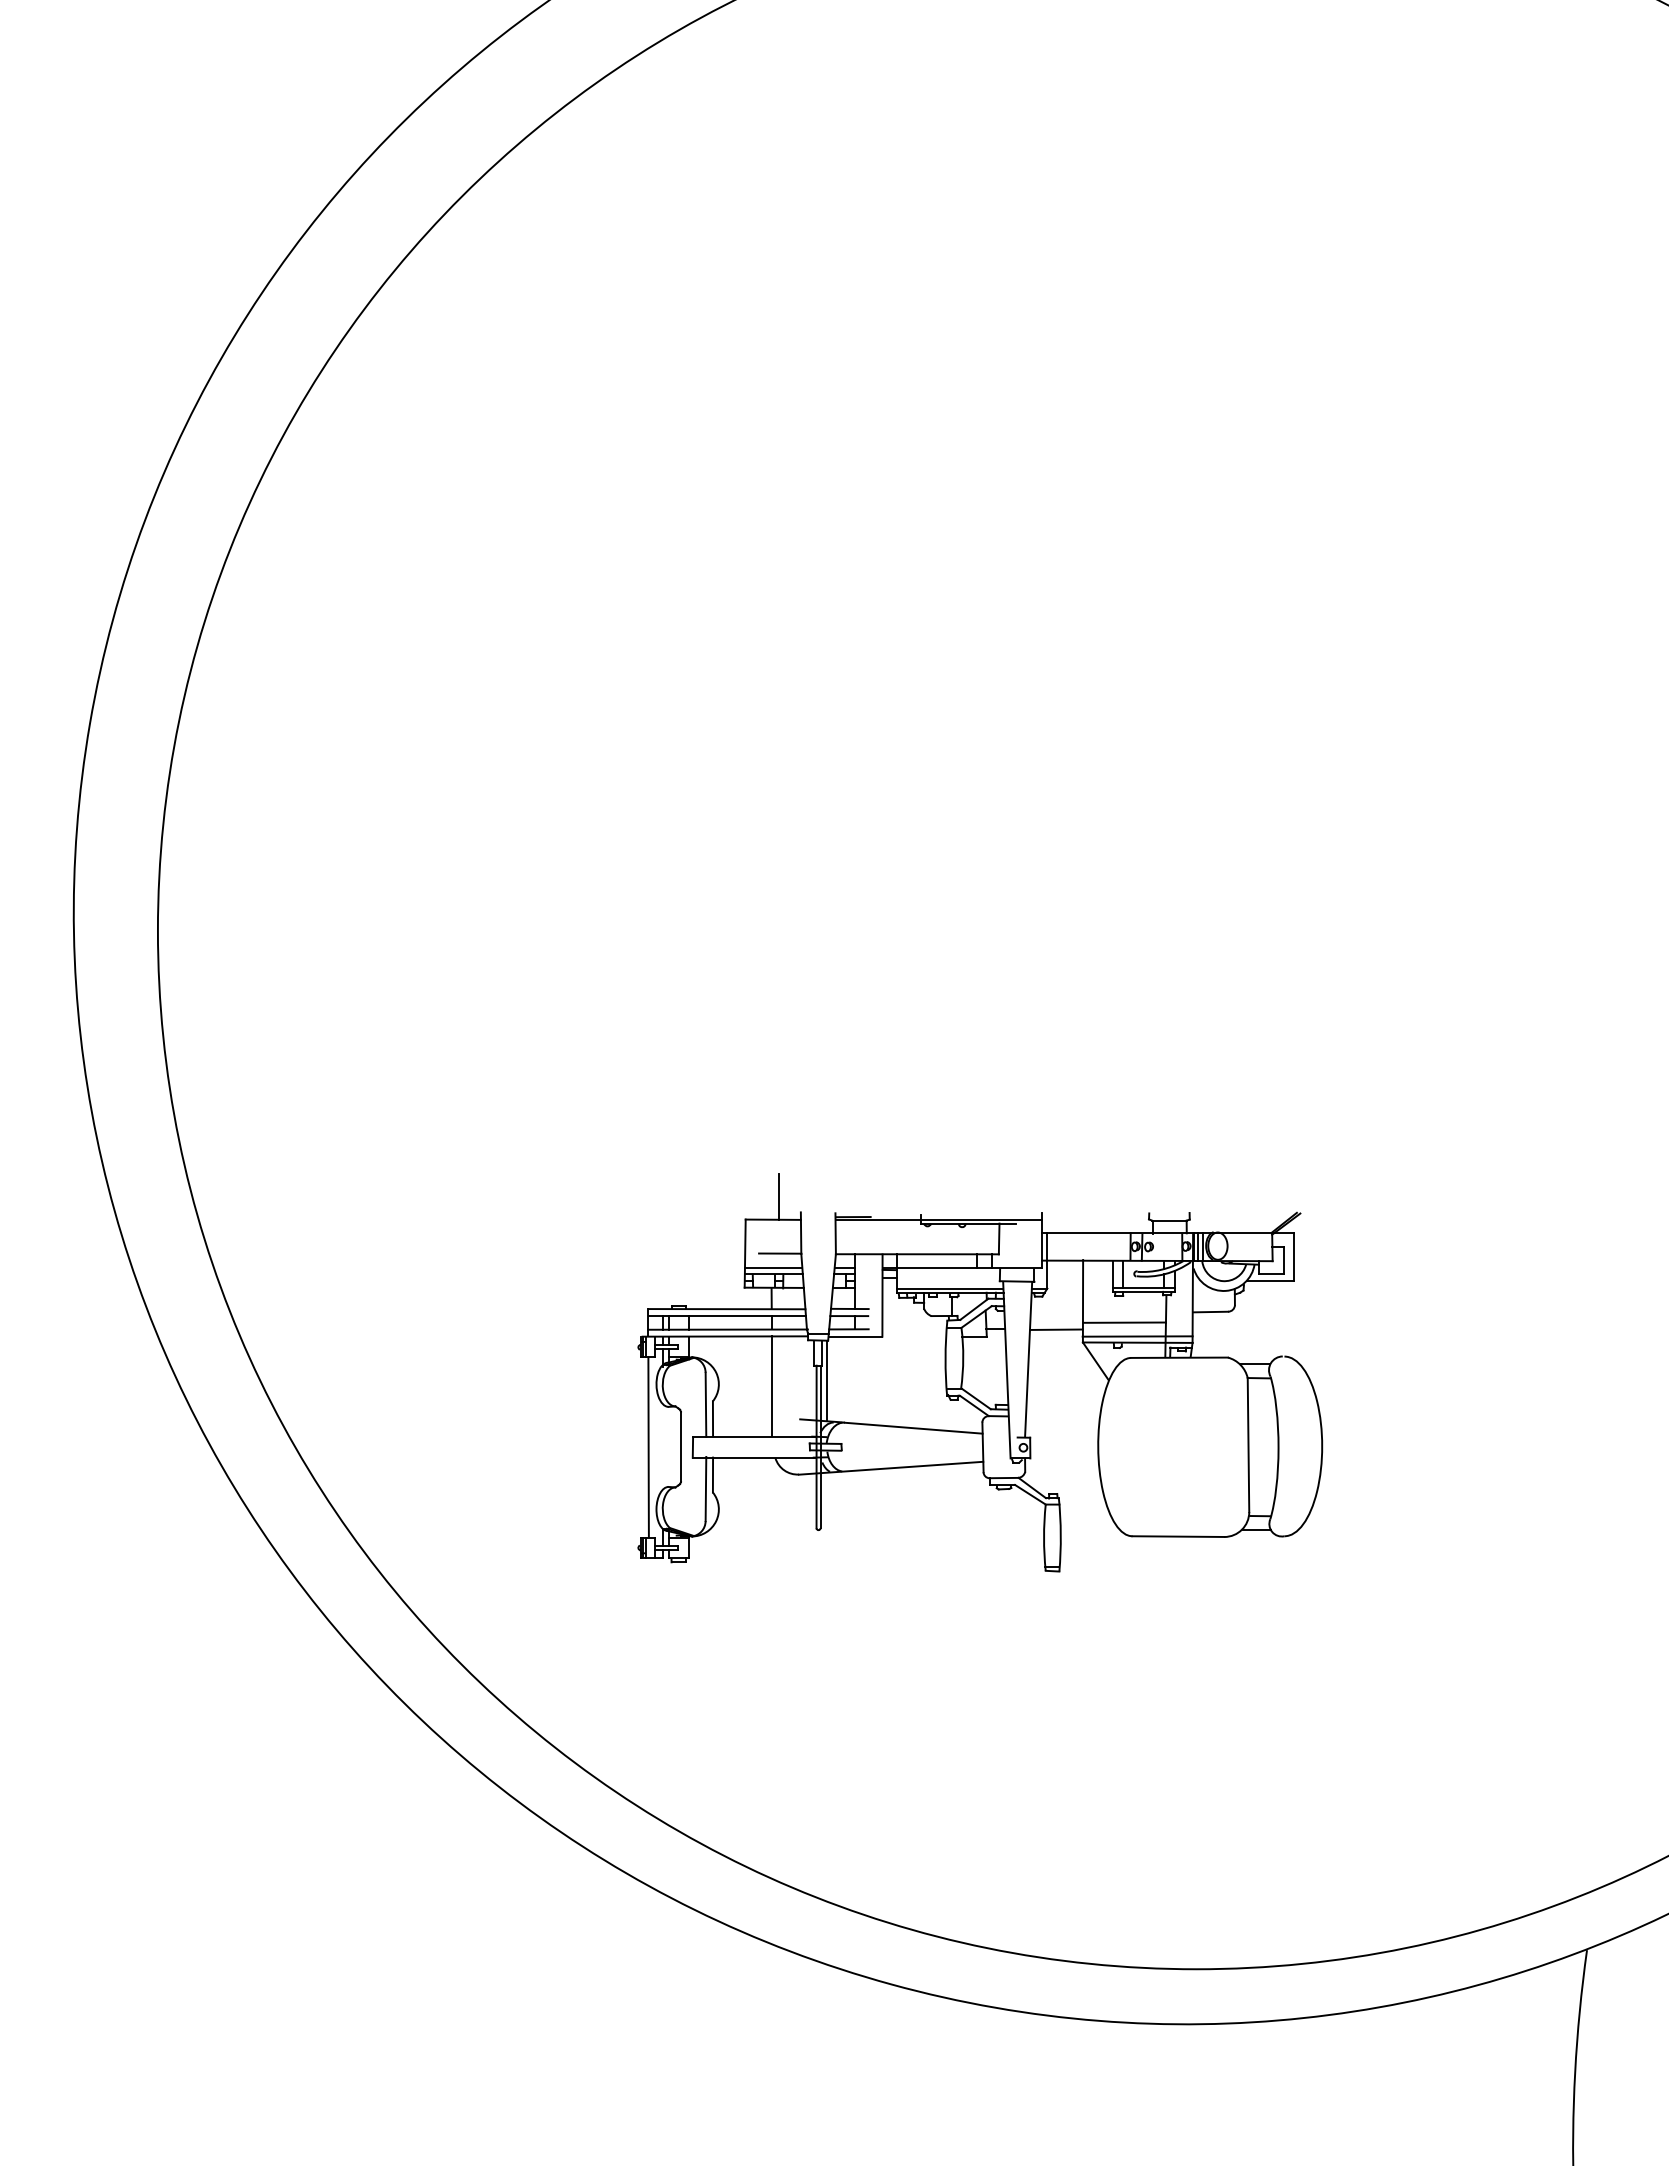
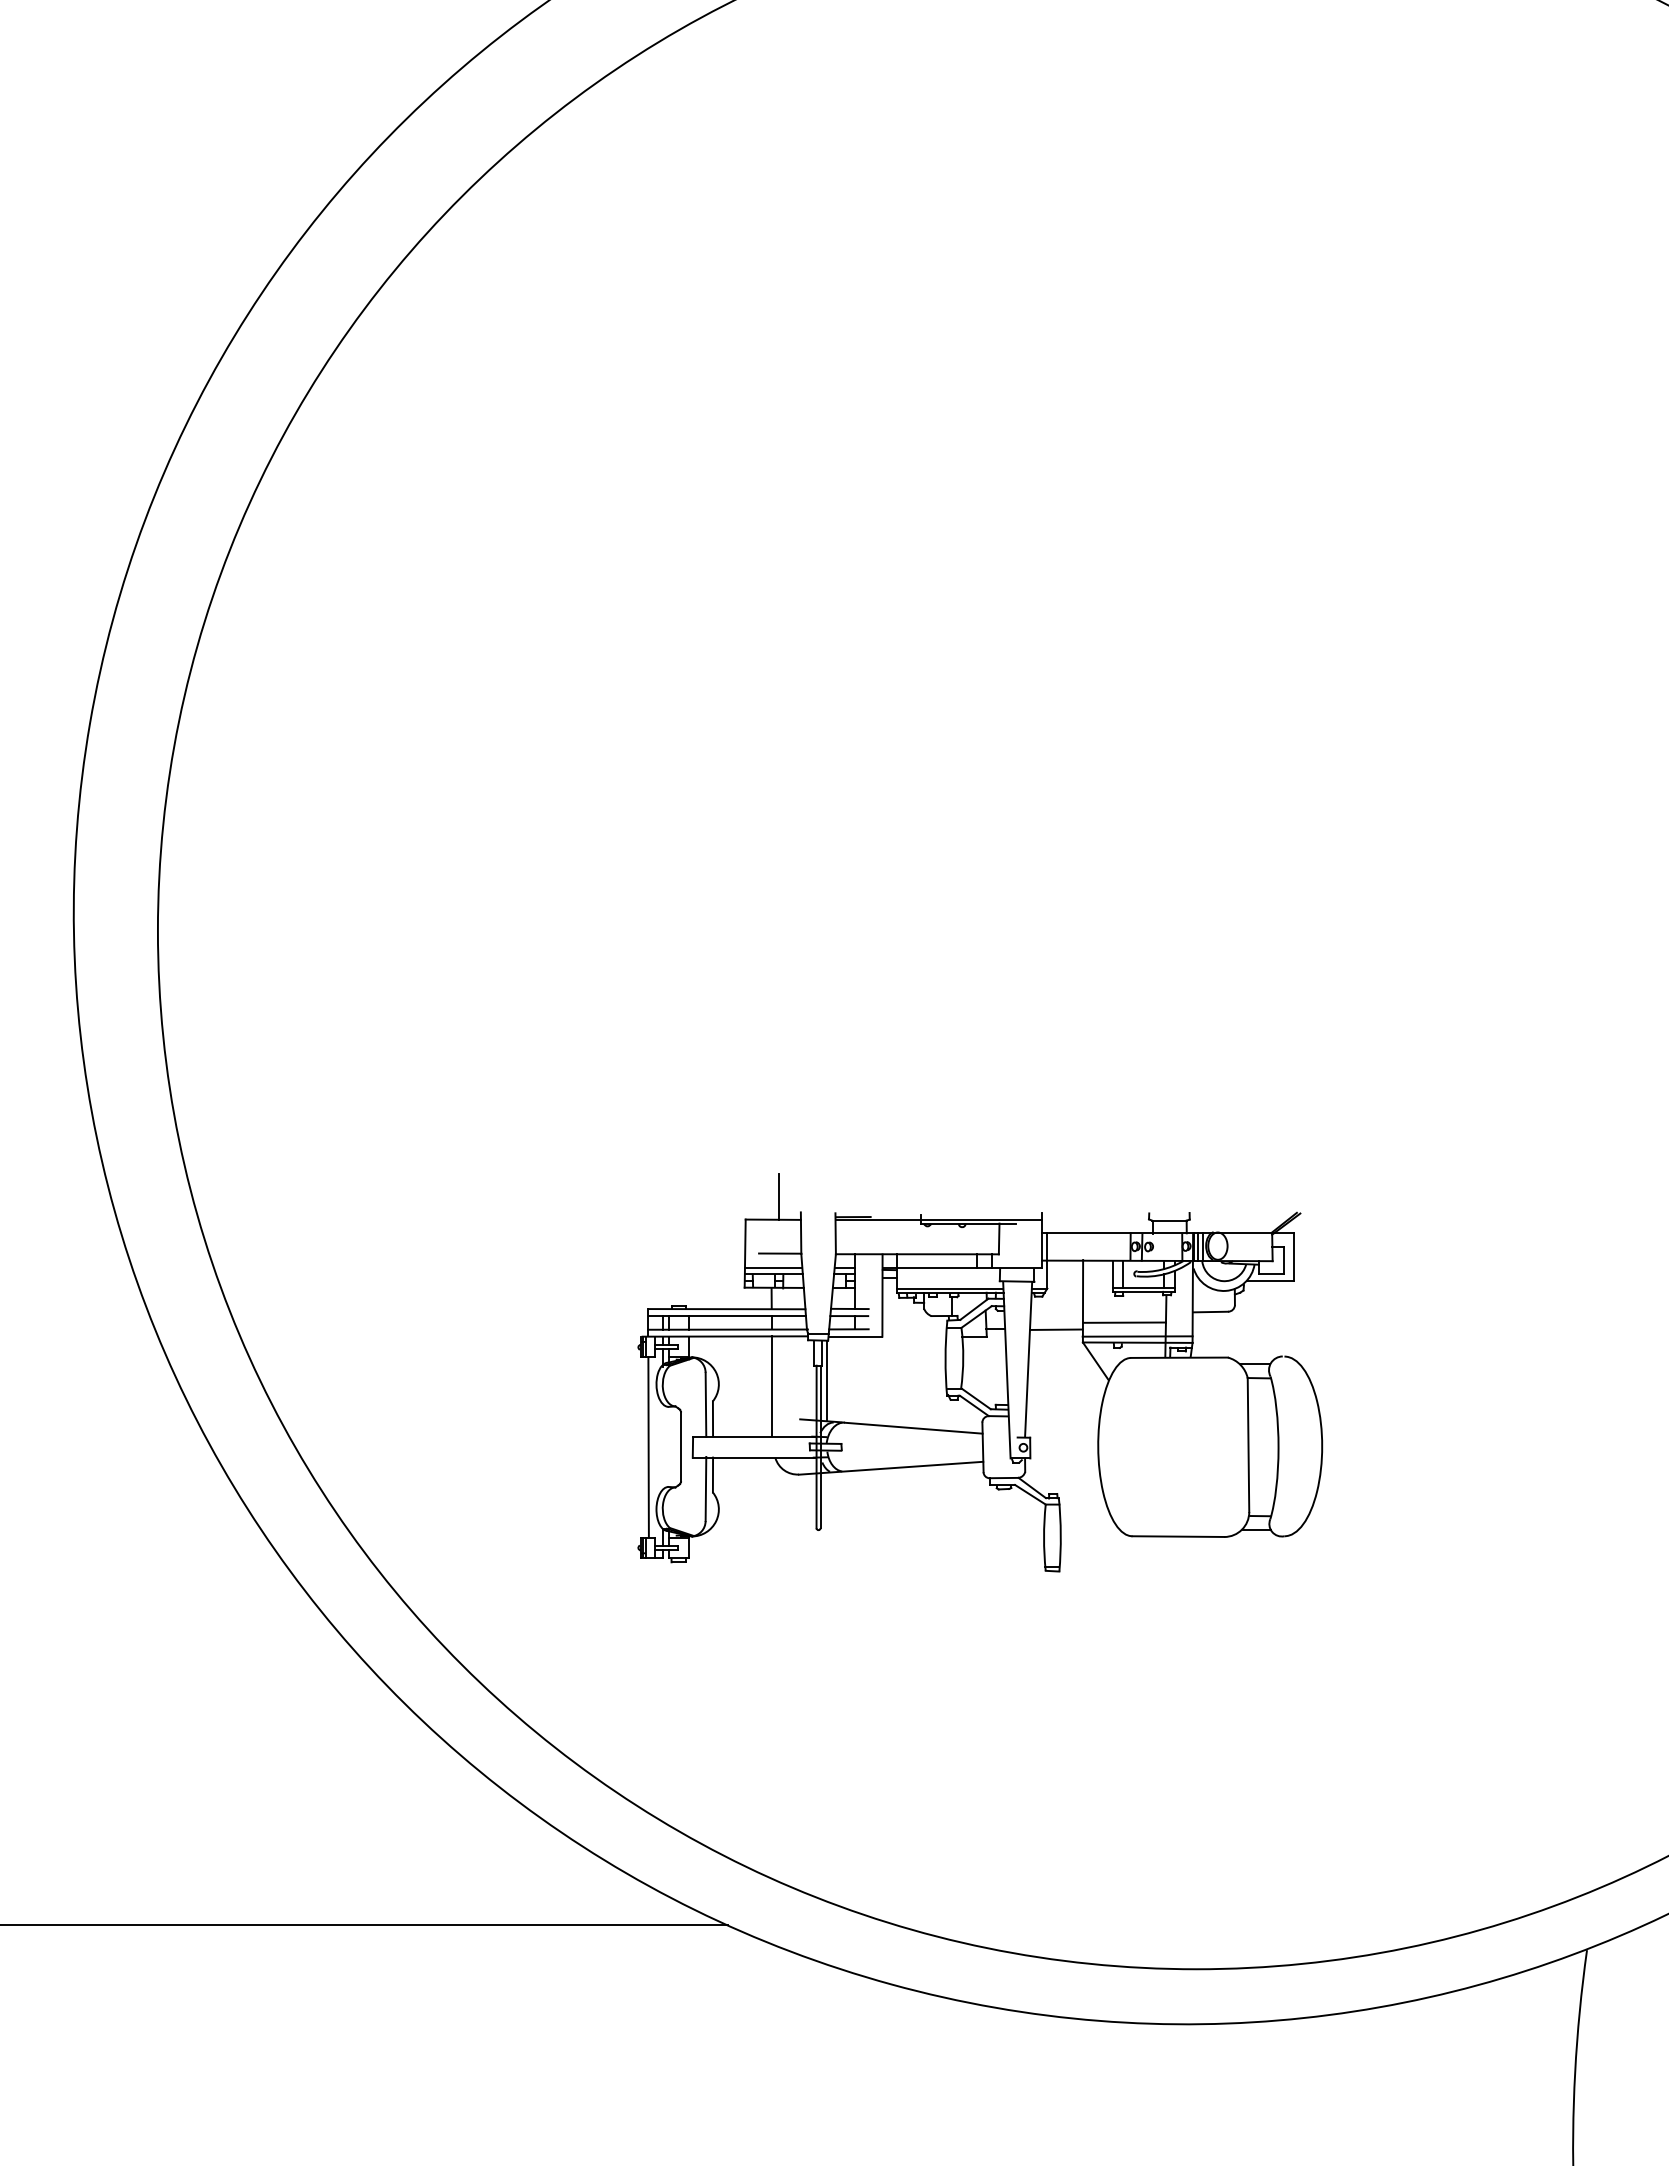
line: none -> present (365, 1925)
